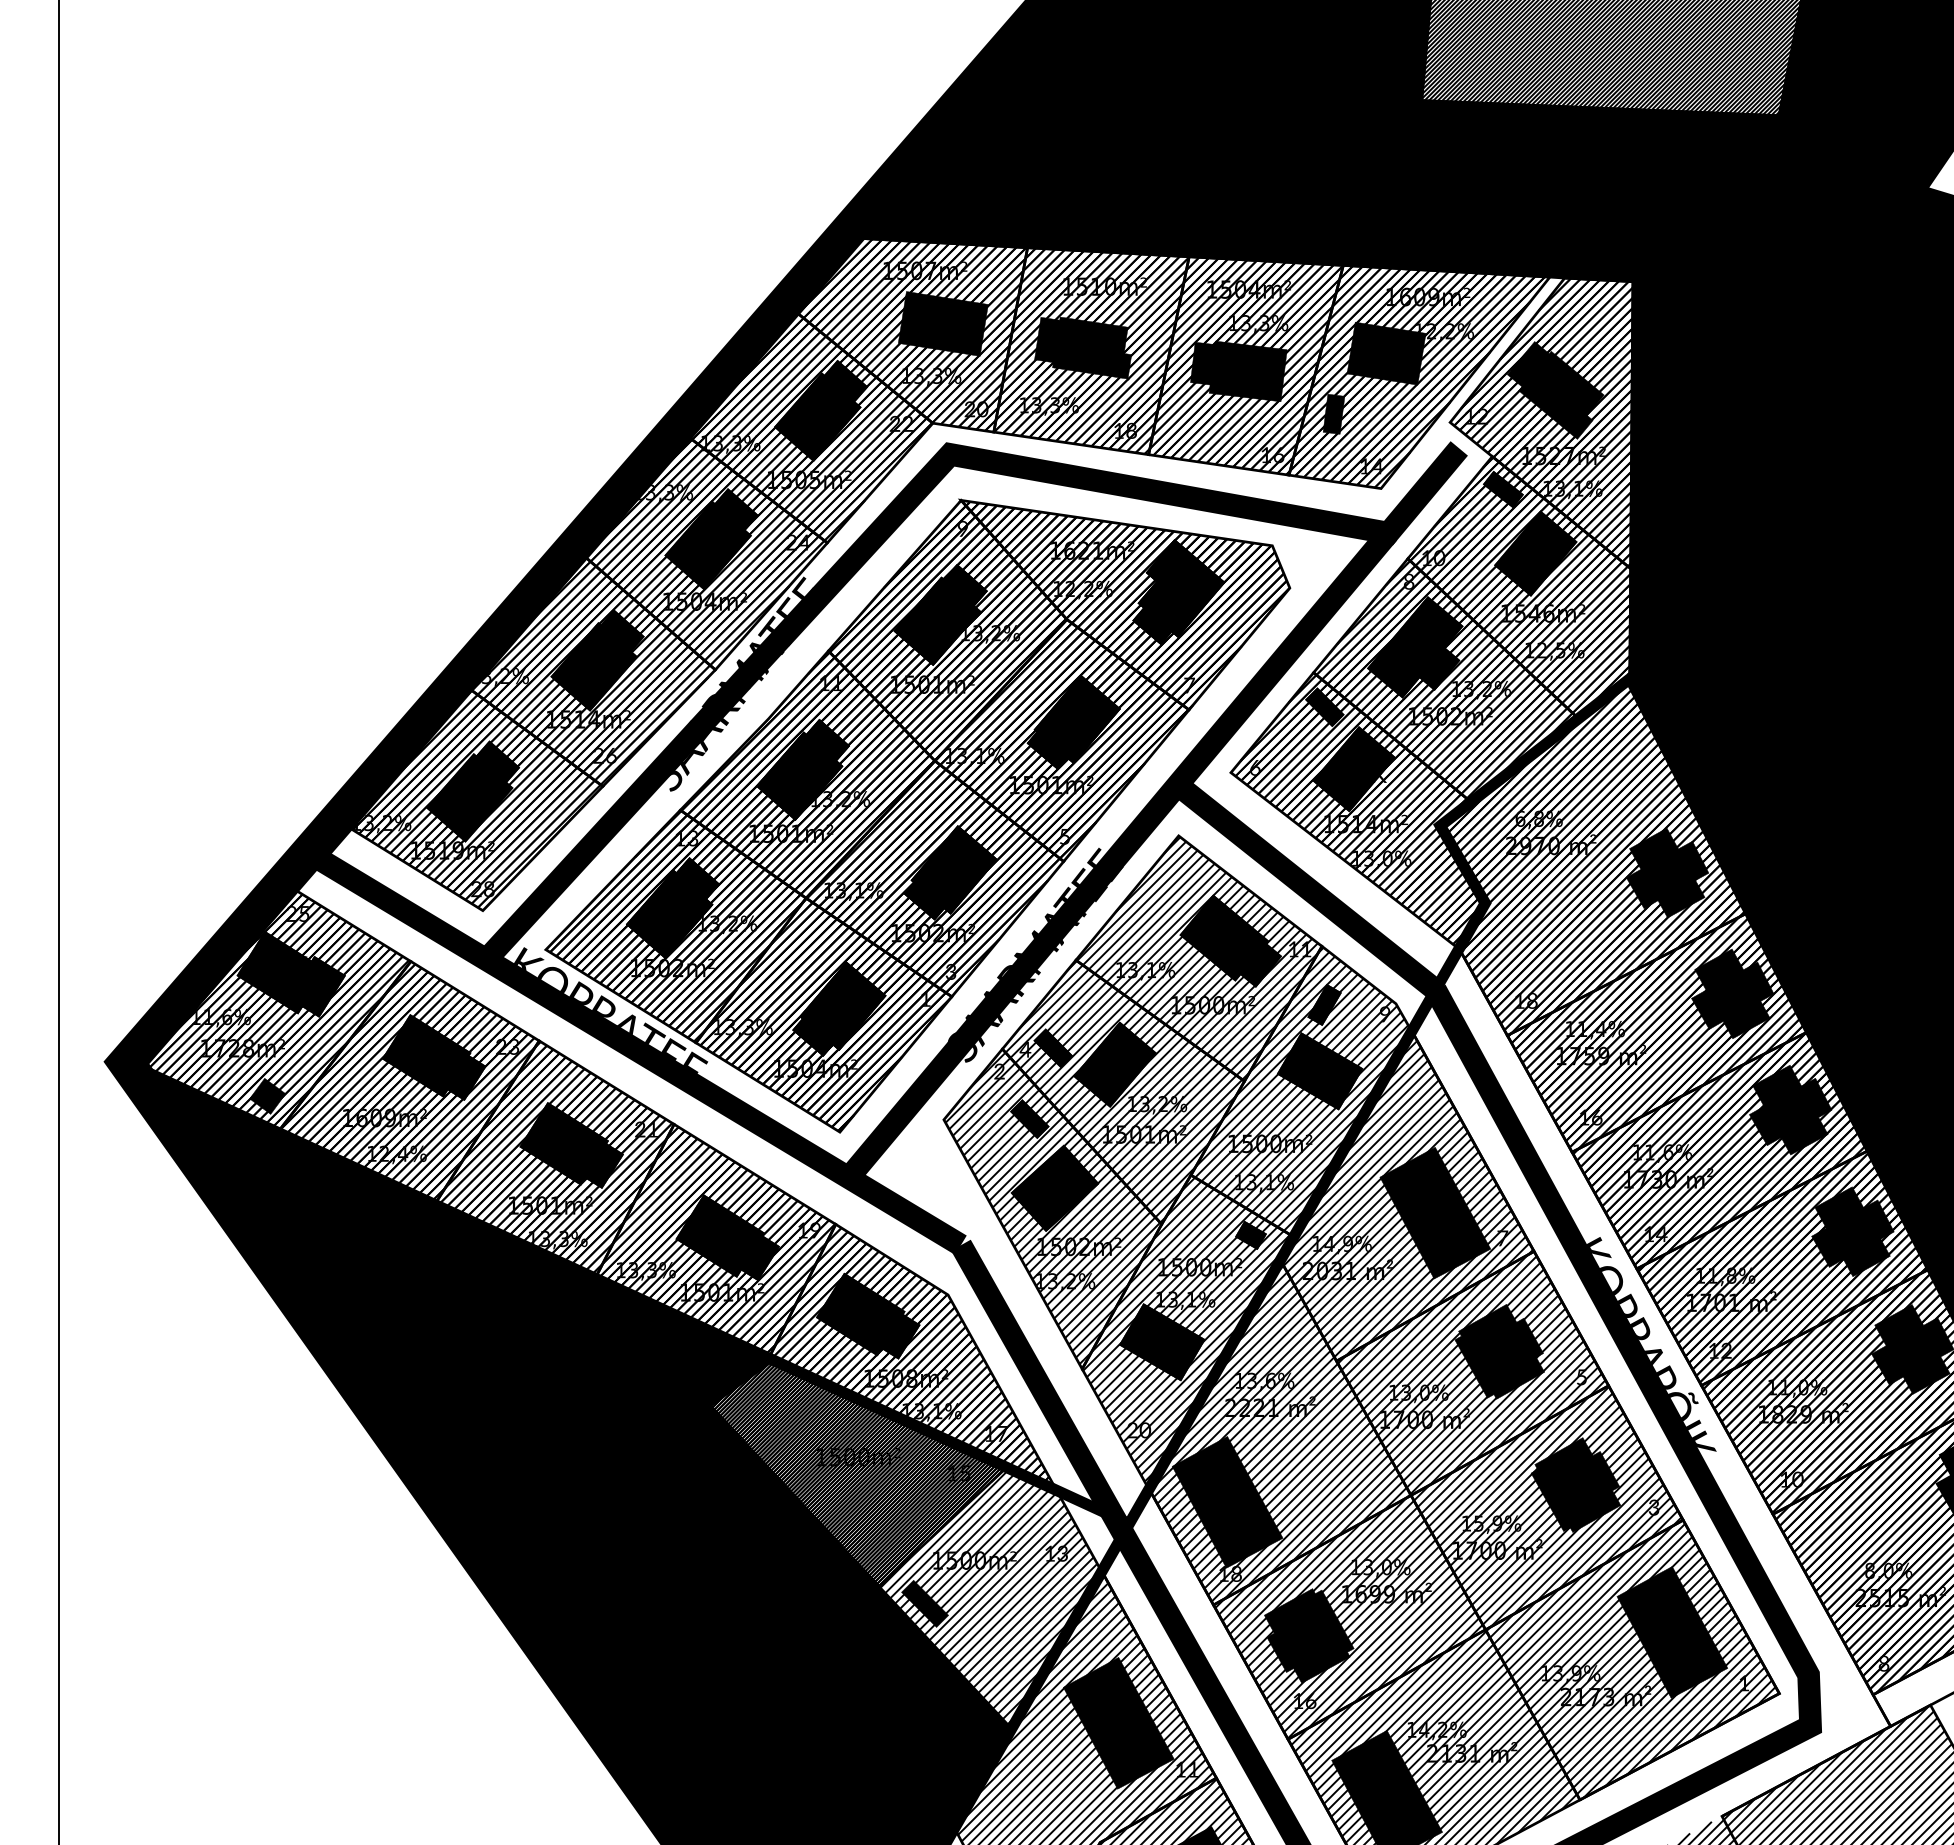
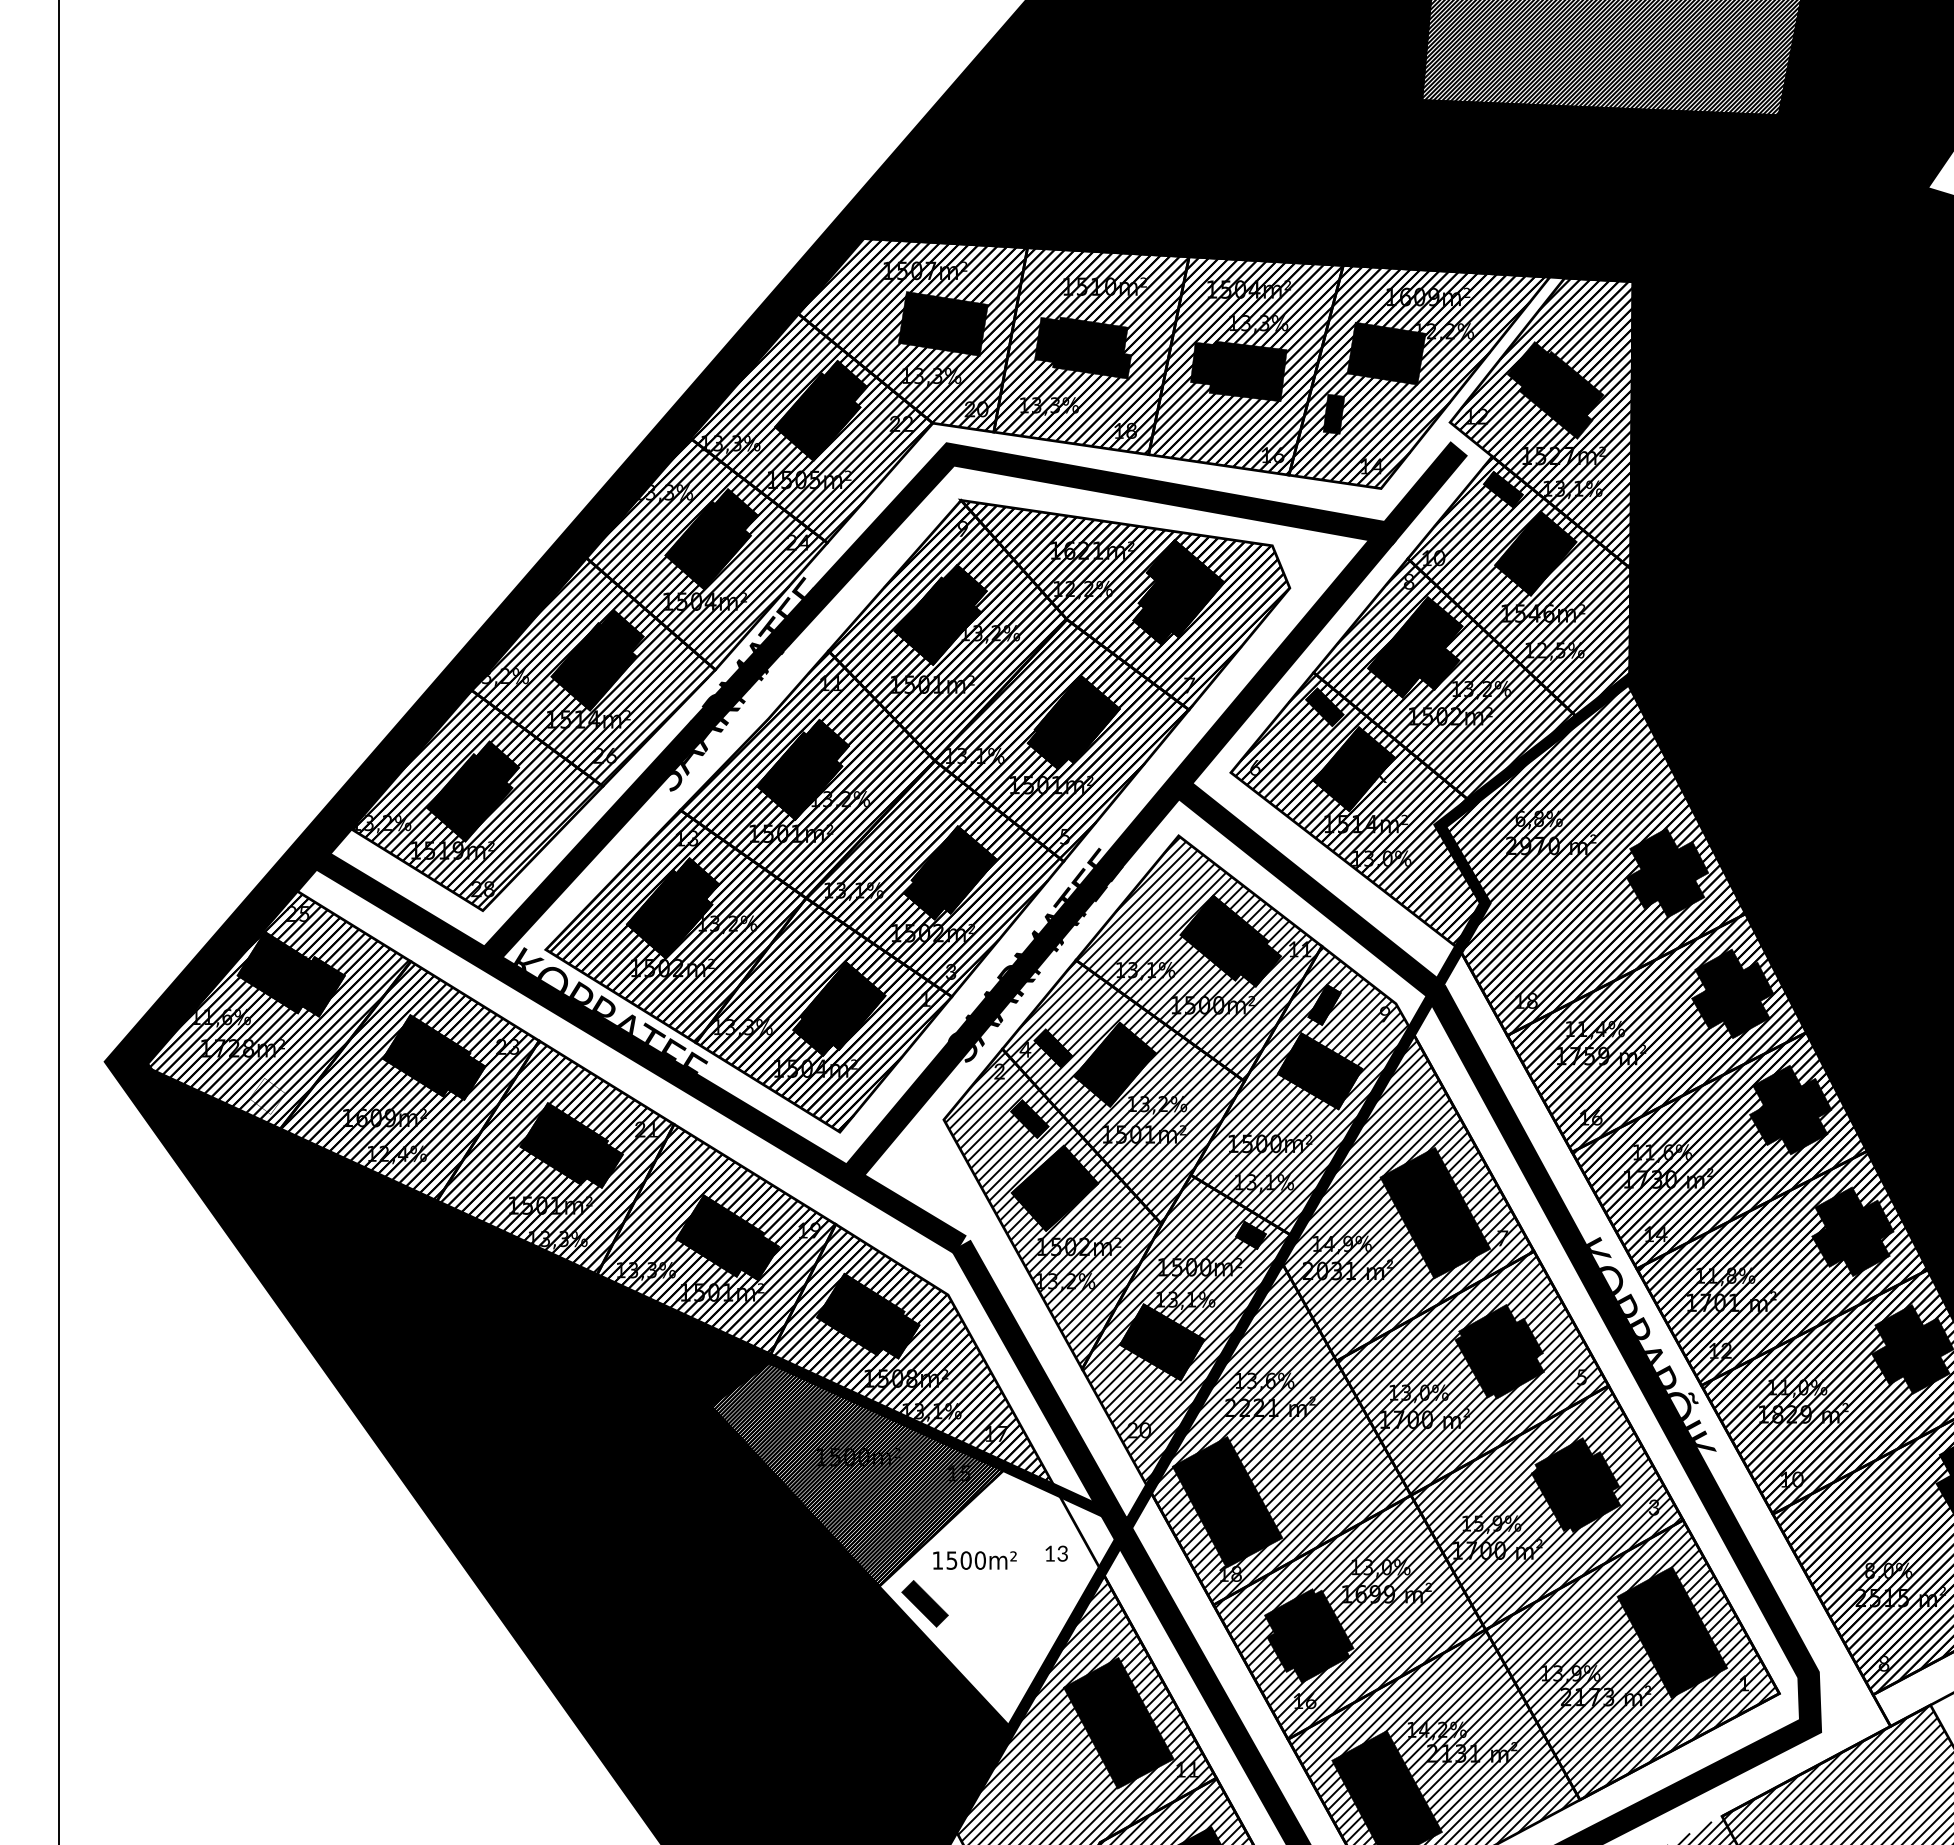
fill: present -> none (267, 1096)
hatch: present -> none (990, 1596)
